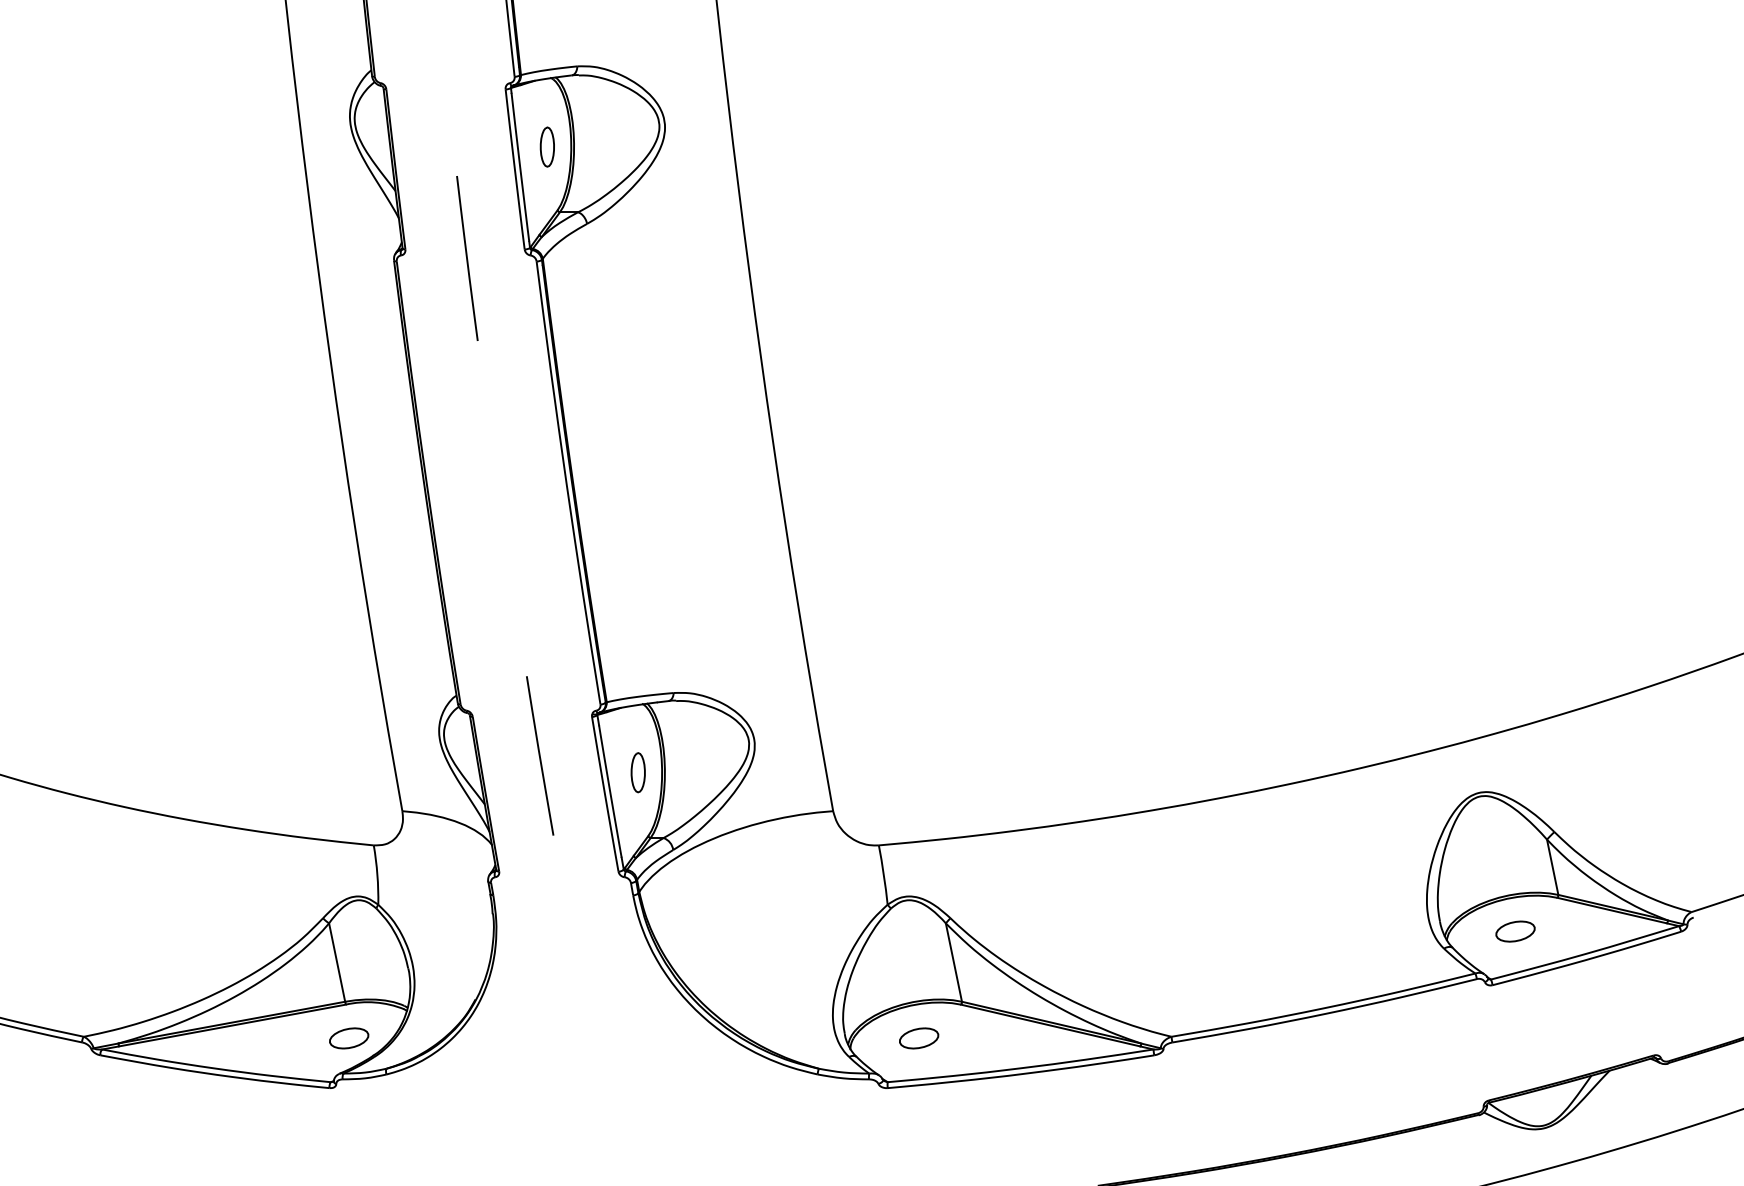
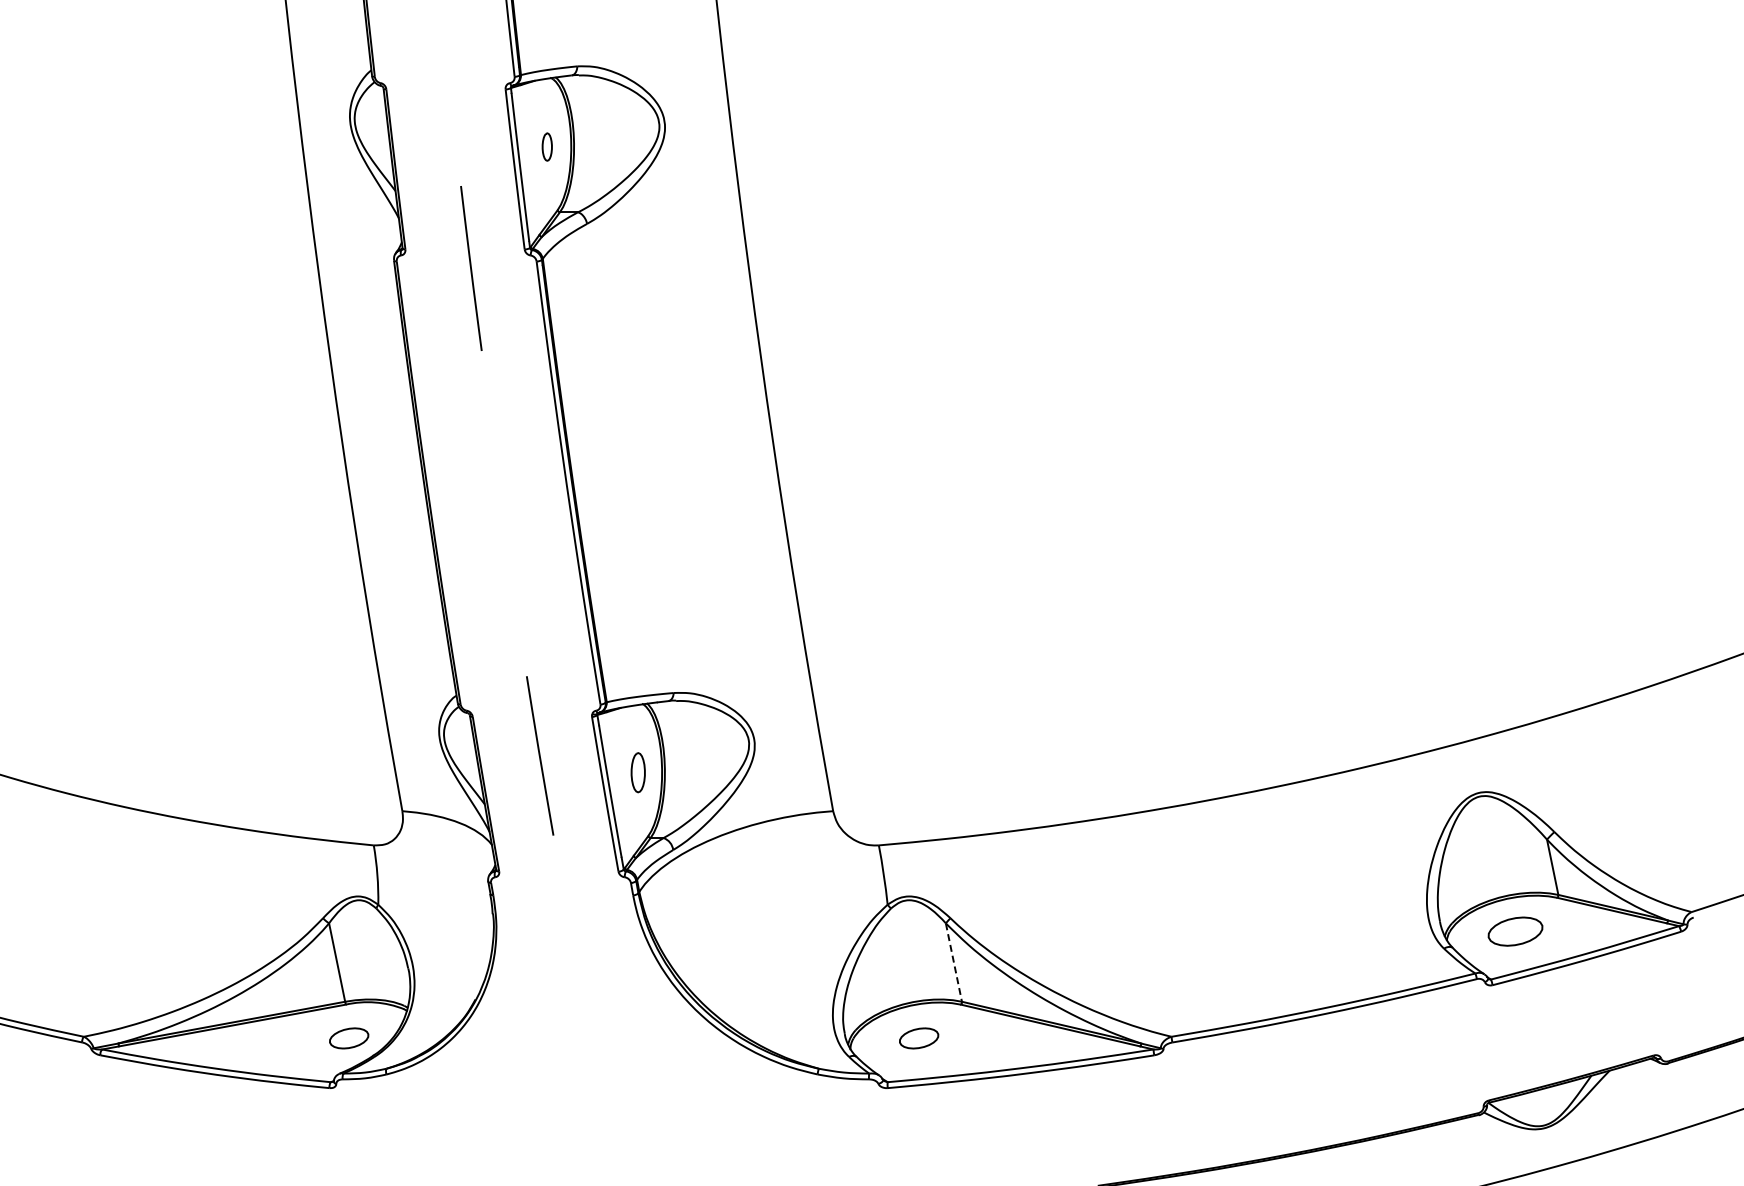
part size: 16x42 px -> 12x30 px (546, 146)
line position: (467, 258) -> (471, 268) (471, 268)
part size: 41x23 px -> 57x31 px (1515, 931)
line: solid -> dashed (954, 963)
